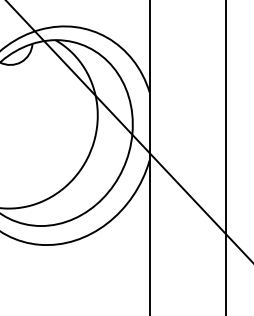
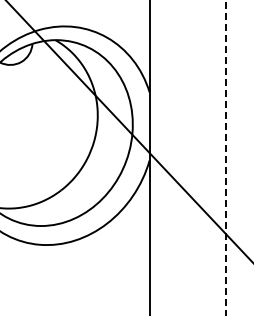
line: solid -> dashed (226, 157)
